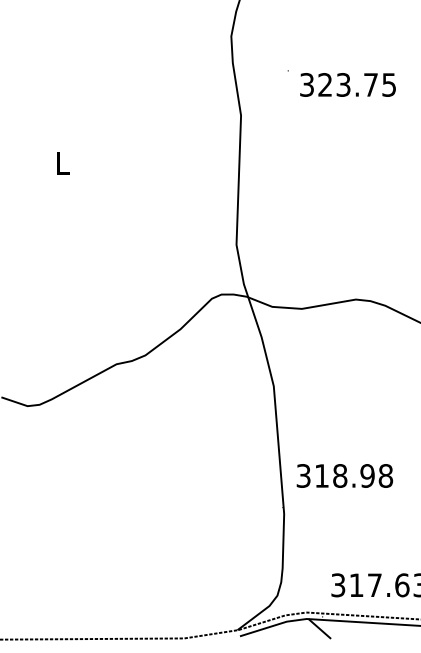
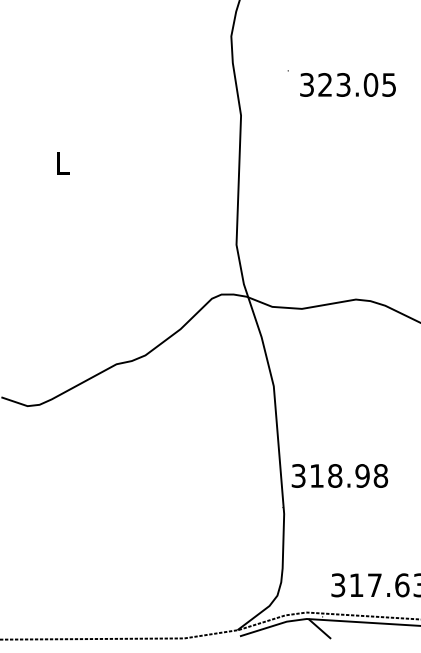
text: 323.75 -> 323.05 (370, 84)
text position: (344, 475) -> (339, 475) (339, 475)
